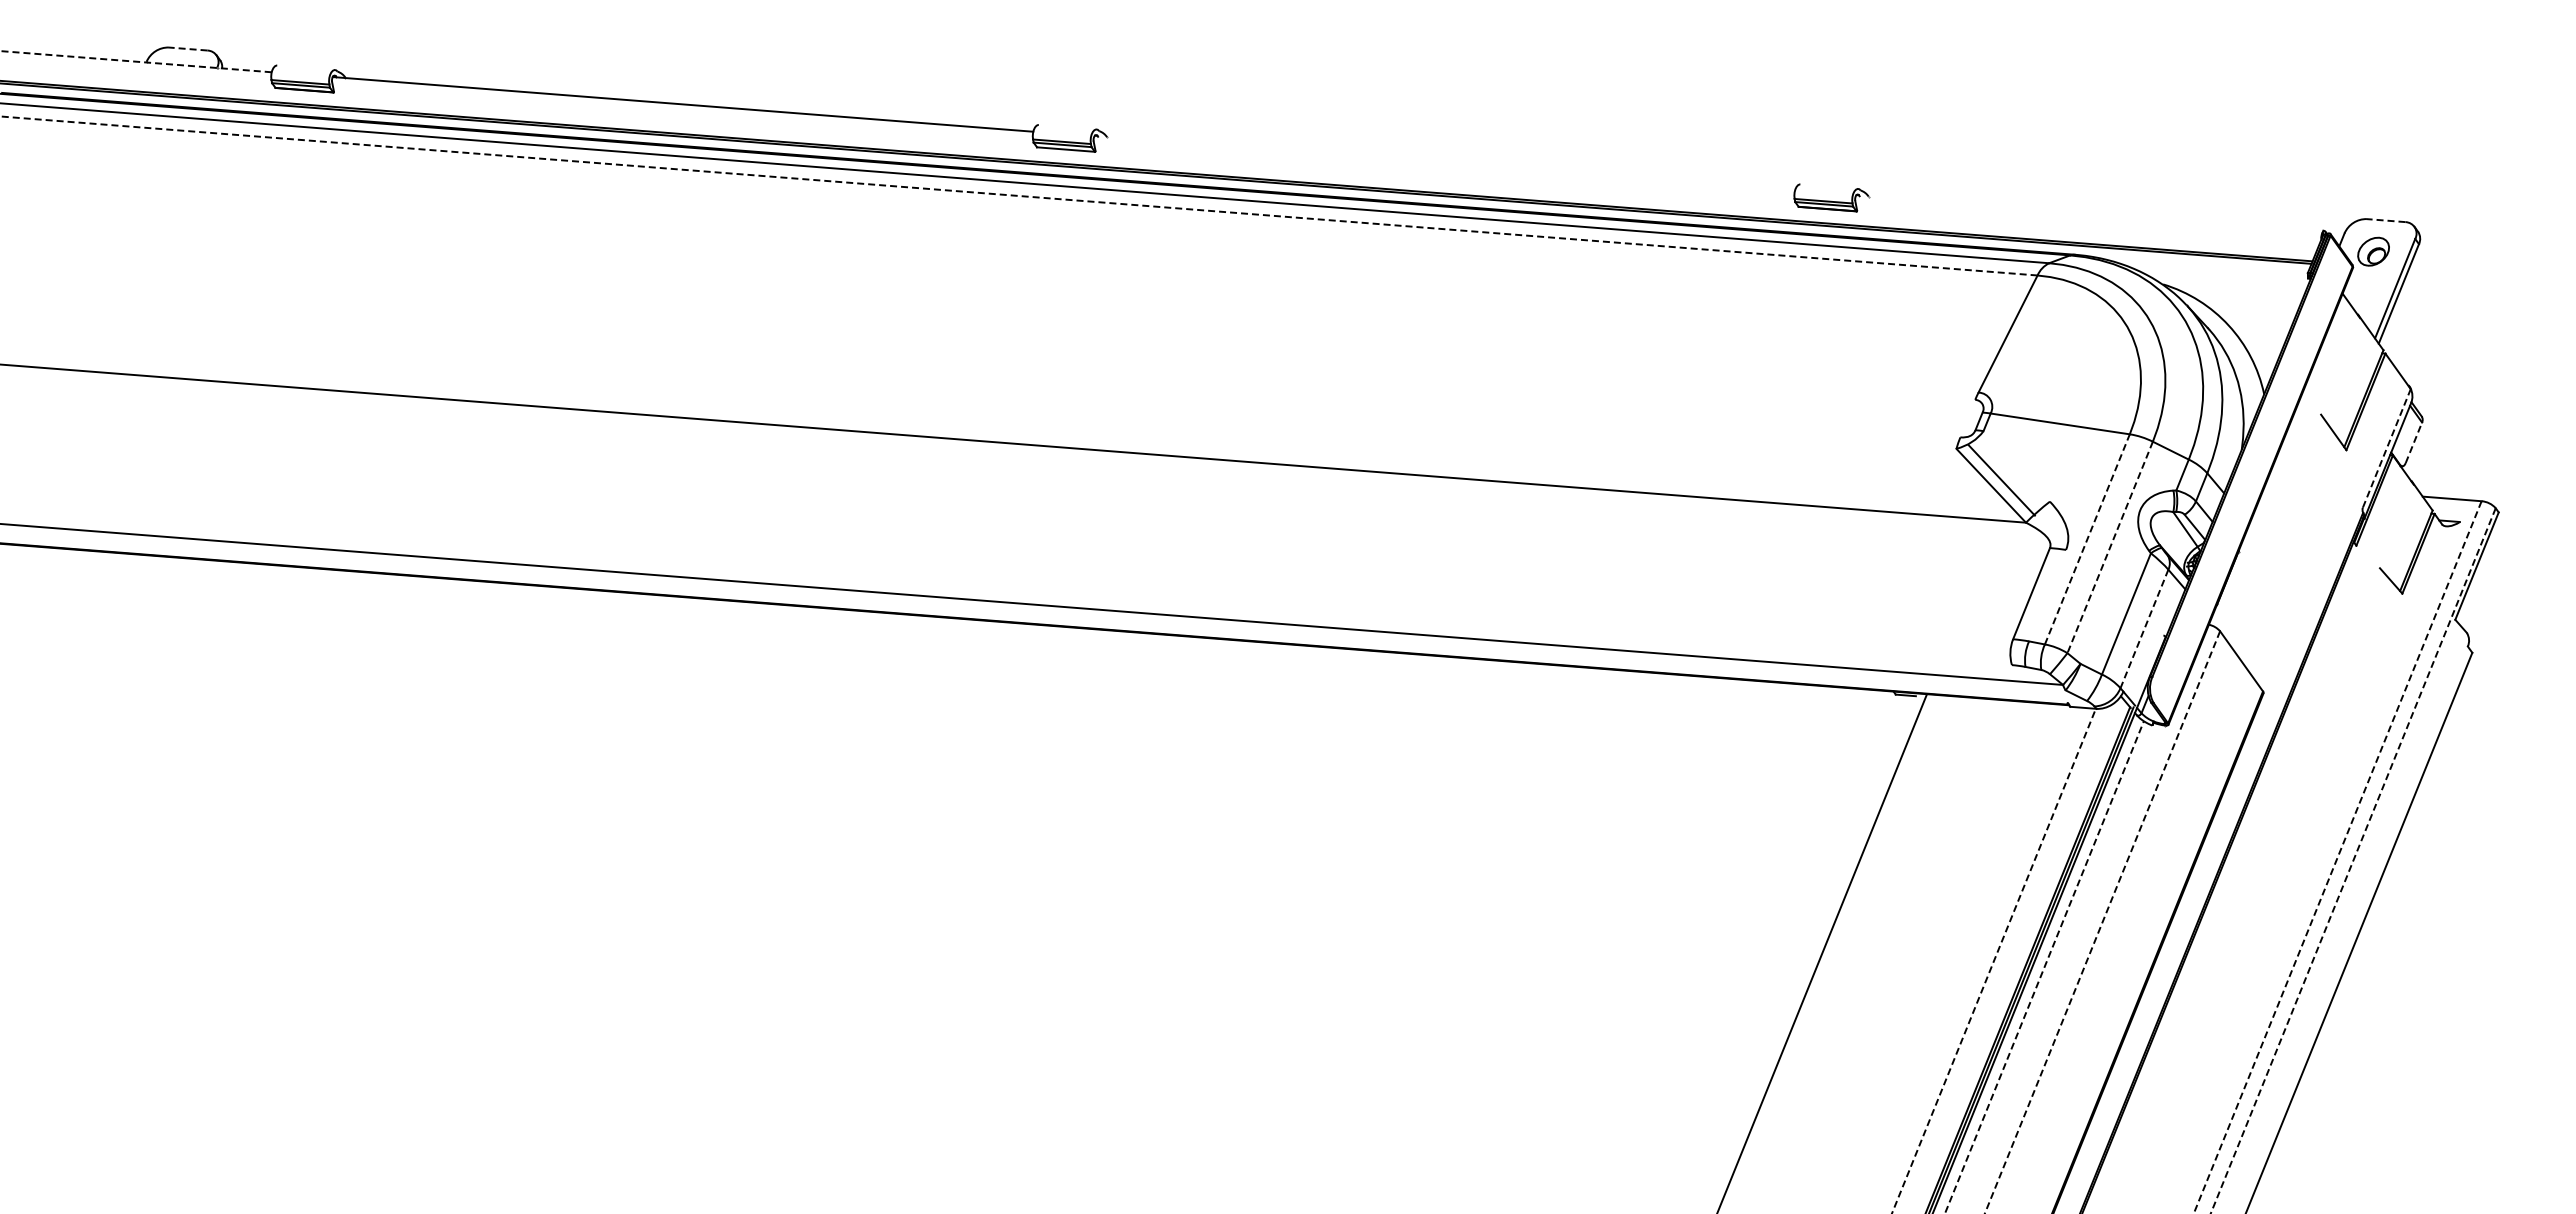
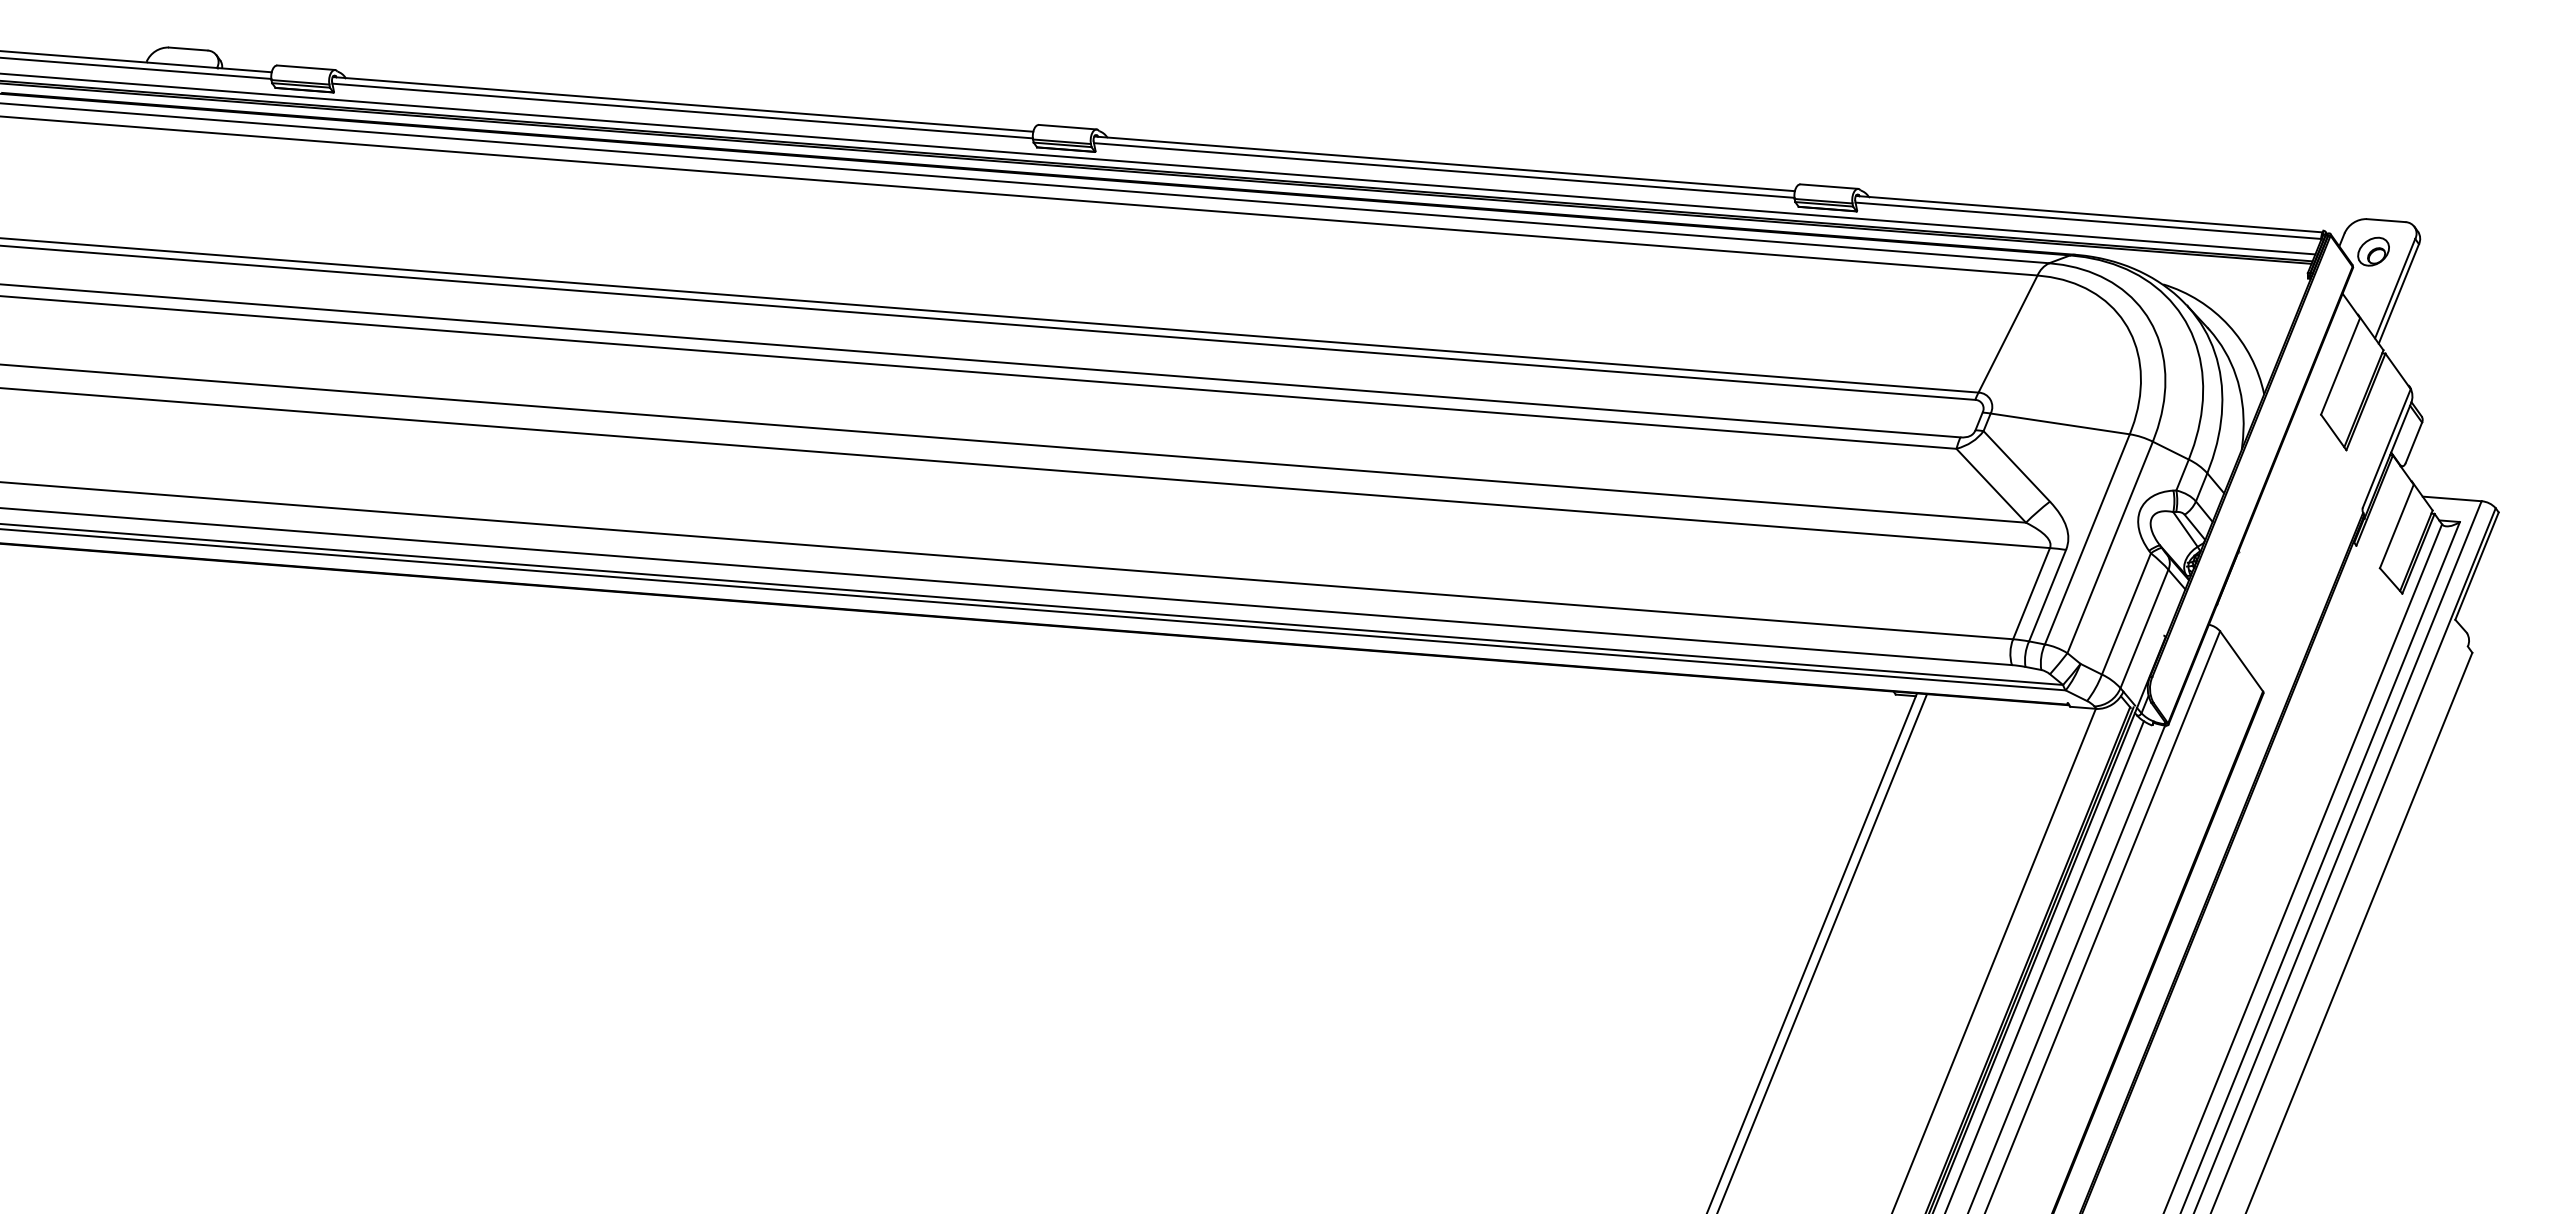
line: dashed -> solid (187, 49)
line: dashed -> solid (135, 61)
line: none -> present (136, 67)
line: none -> present (306, 67)
line: none -> present (682, 110)
line: none -> present (1067, 126)
line: none -> present (1066, 149)
line: none -> present (1158, 163)
line: none -> present (1444, 163)
line: none -> present (1444, 170)
line: none -> present (1829, 186)
line: dashed -> solid (1018, 195)
line: none -> present (2088, 213)
line: none -> present (2088, 220)
line: dashed -> solid (2385, 220)
line: none -> present (990, 315)
line: none -> present (988, 322)
line: none -> present (981, 360)
line: none -> present (2340, 366)
line: none -> present (979, 372)
line: dashed -> solid (2413, 442)
line: dashed -> solid (2386, 448)
line: none -> present (1025, 468)
line position: (2001, 480) -> (2016, 466) (2016, 466)
line: none -> present (2396, 526)
line: dashed -> solid (2087, 538)
line: dashed -> solid (2110, 547)
line: none -> present (1007, 560)
line: none -> present (1006, 586)
line: none -> present (2047, 595)
line: none -> present (1033, 609)
line: dashed -> solid (2144, 628)
line: dashed -> solid (2337, 857)
line: dashed -> solid (2353, 861)
line: none -> present (2320, 866)
line: none -> present (2303, 867)
line: dashed -> solid (2102, 922)
line: none -> present (1812, 951)
line: dashed -> solid (1994, 960)
line: dashed -> solid (2044, 966)
line: none -> present (2067, 967)
